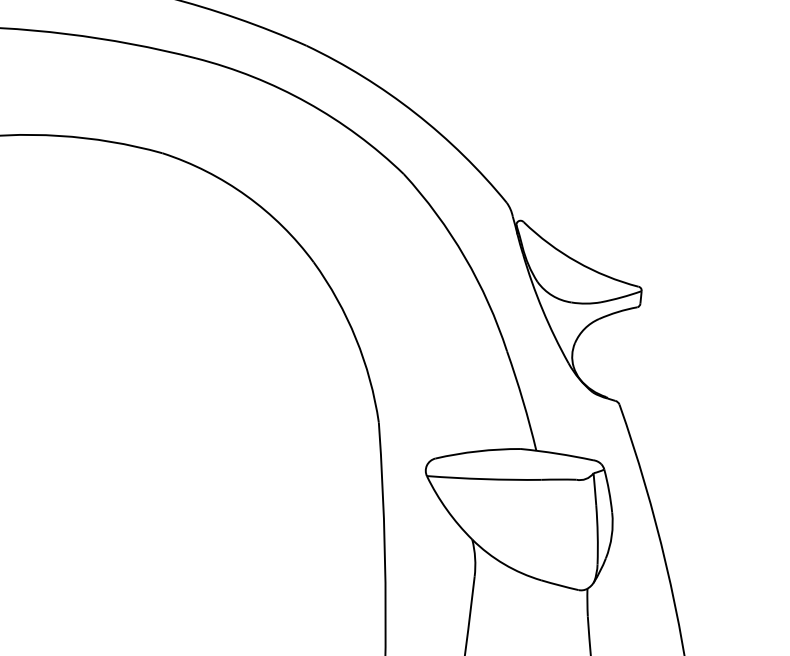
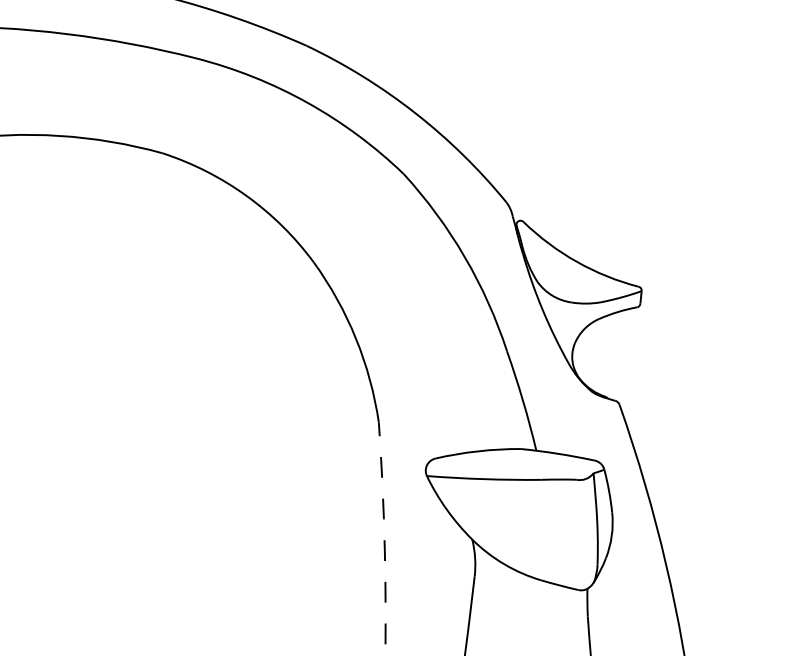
arc: solid -> dashed (384, 539)
